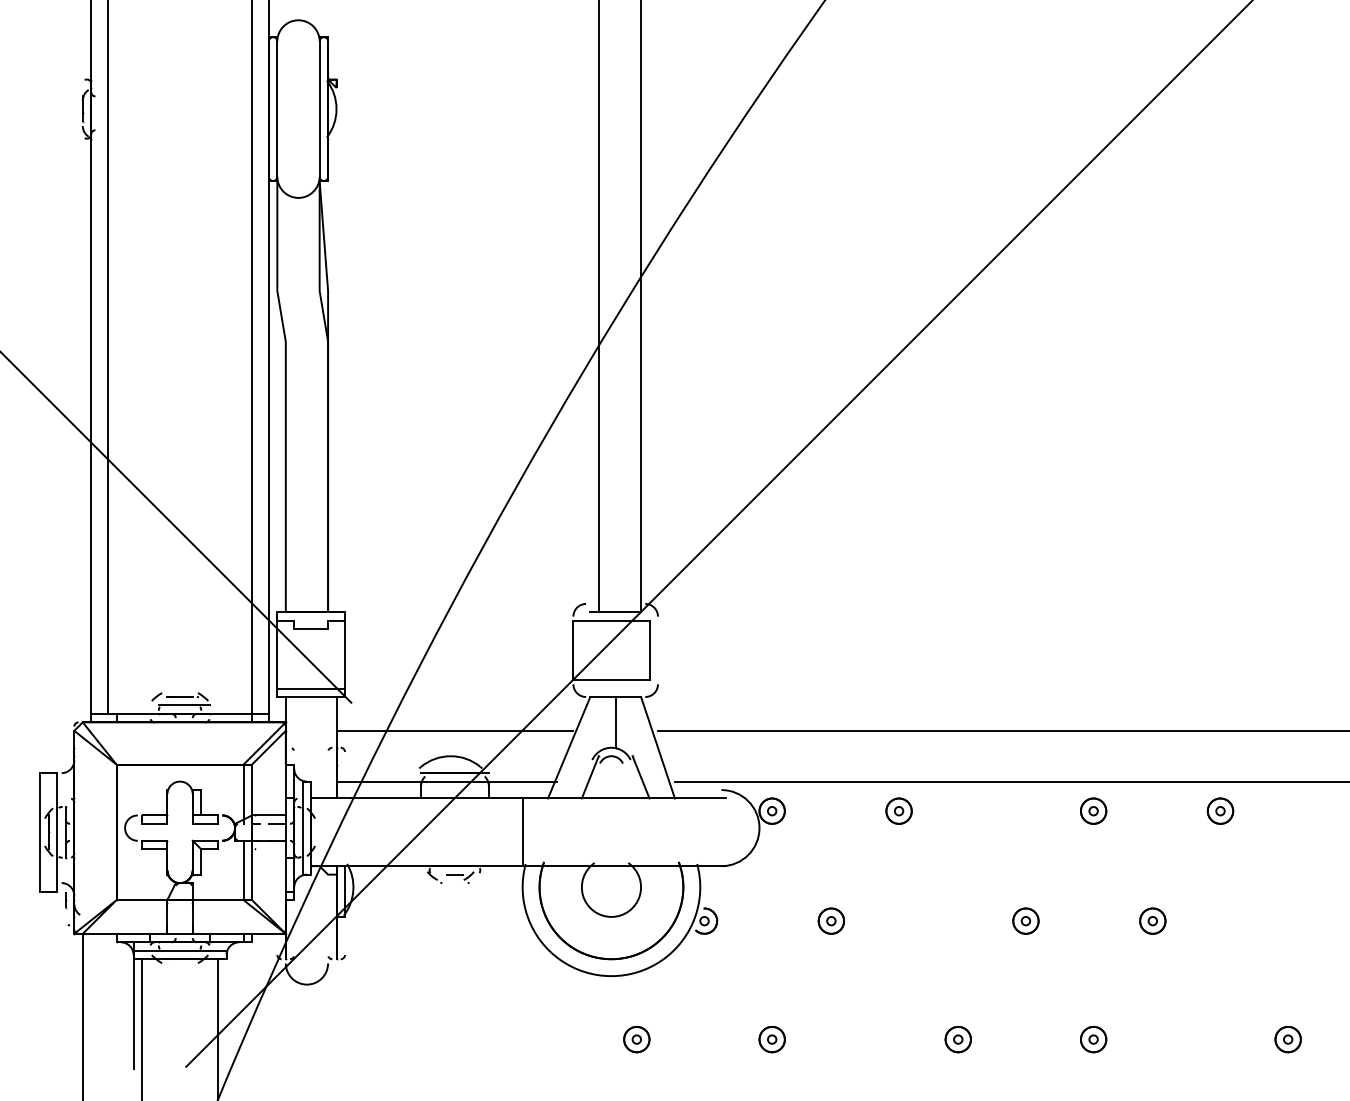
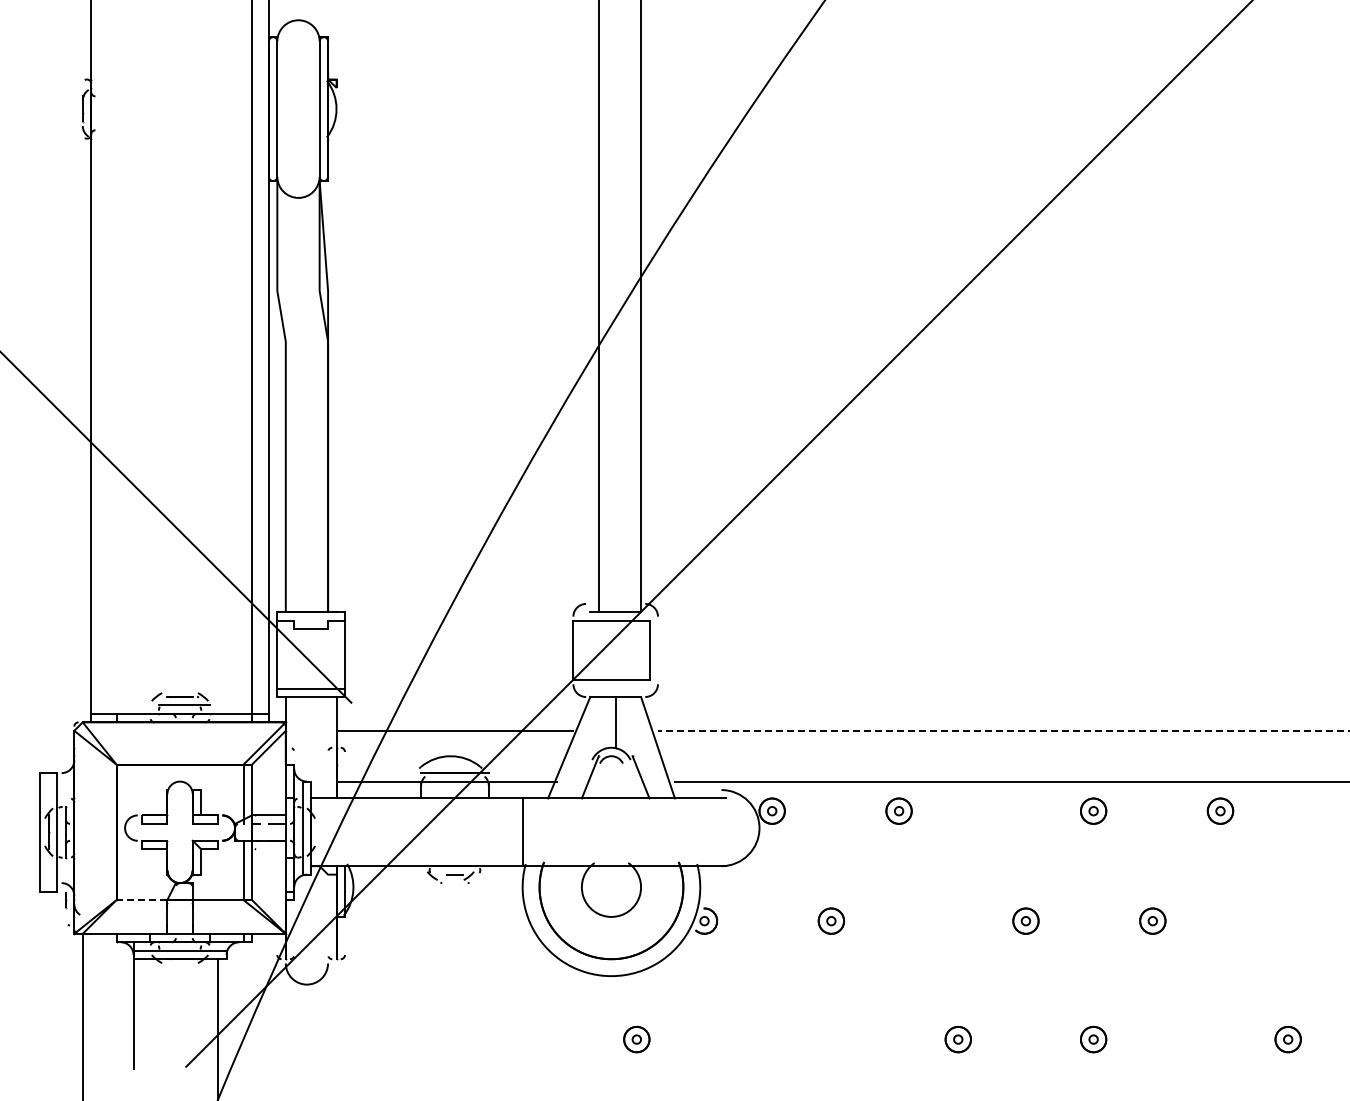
line: present -> none (108, 357)
line: solid -> dashed (1004, 730)
line: solid -> dashed (141, 900)
line: present -> none (142, 1028)
part: present -> none (771, 1039)
